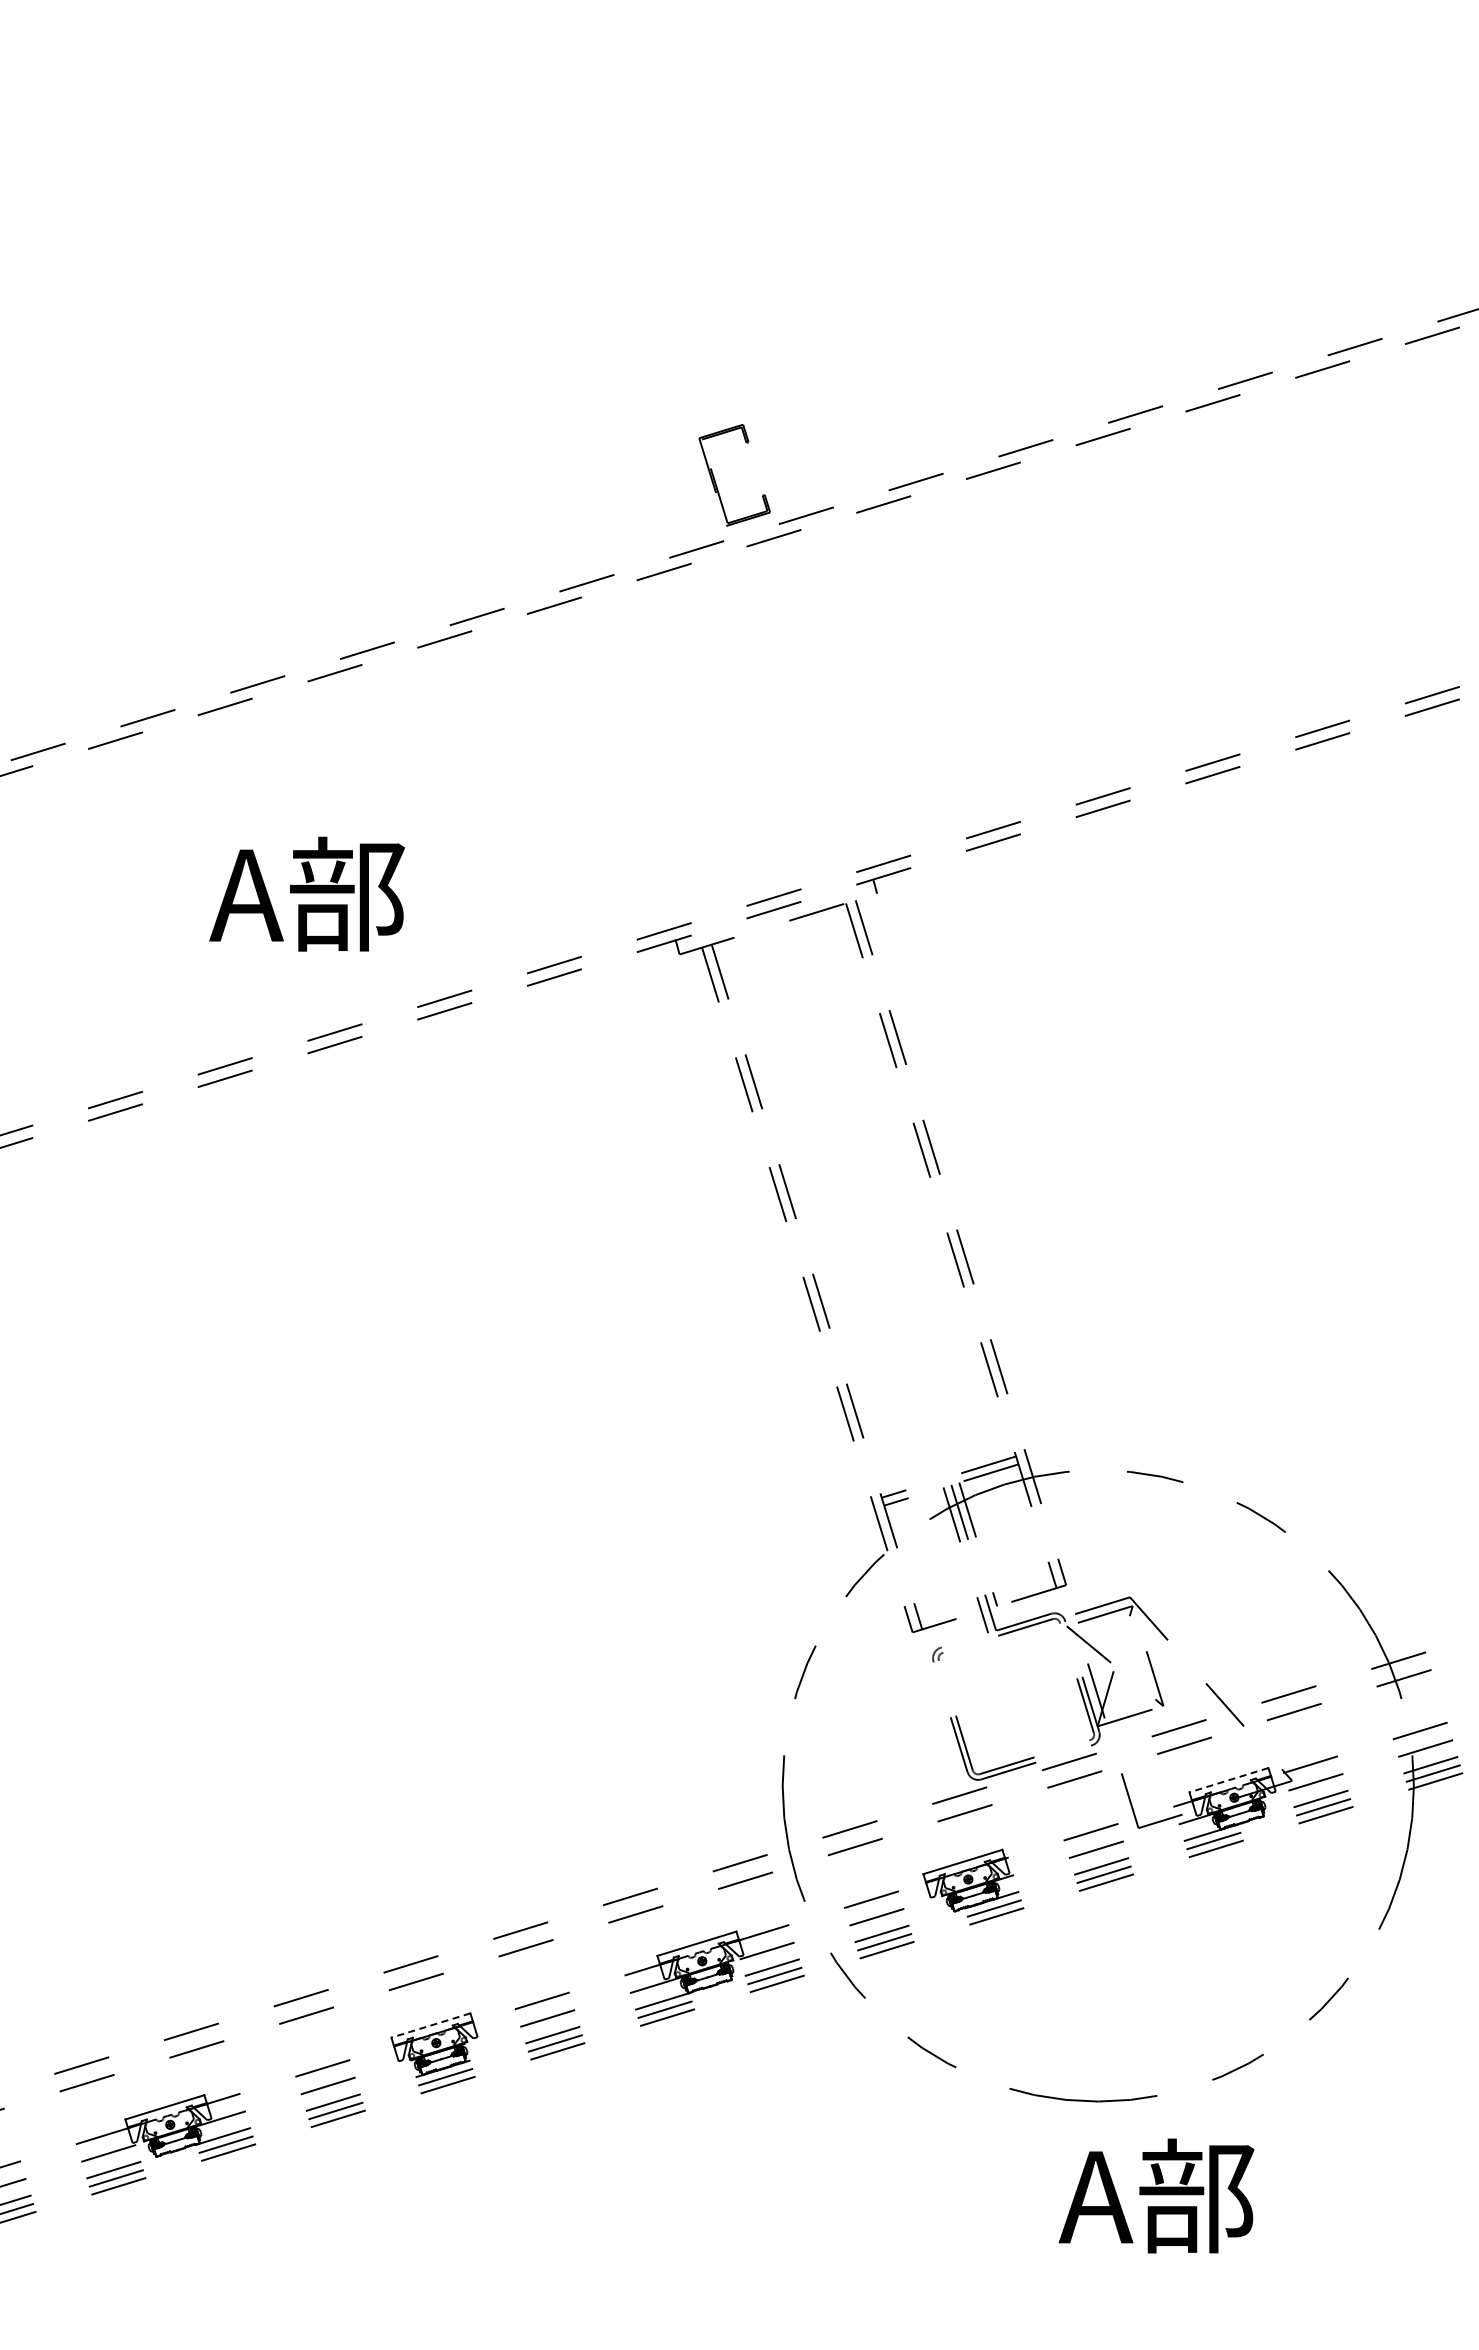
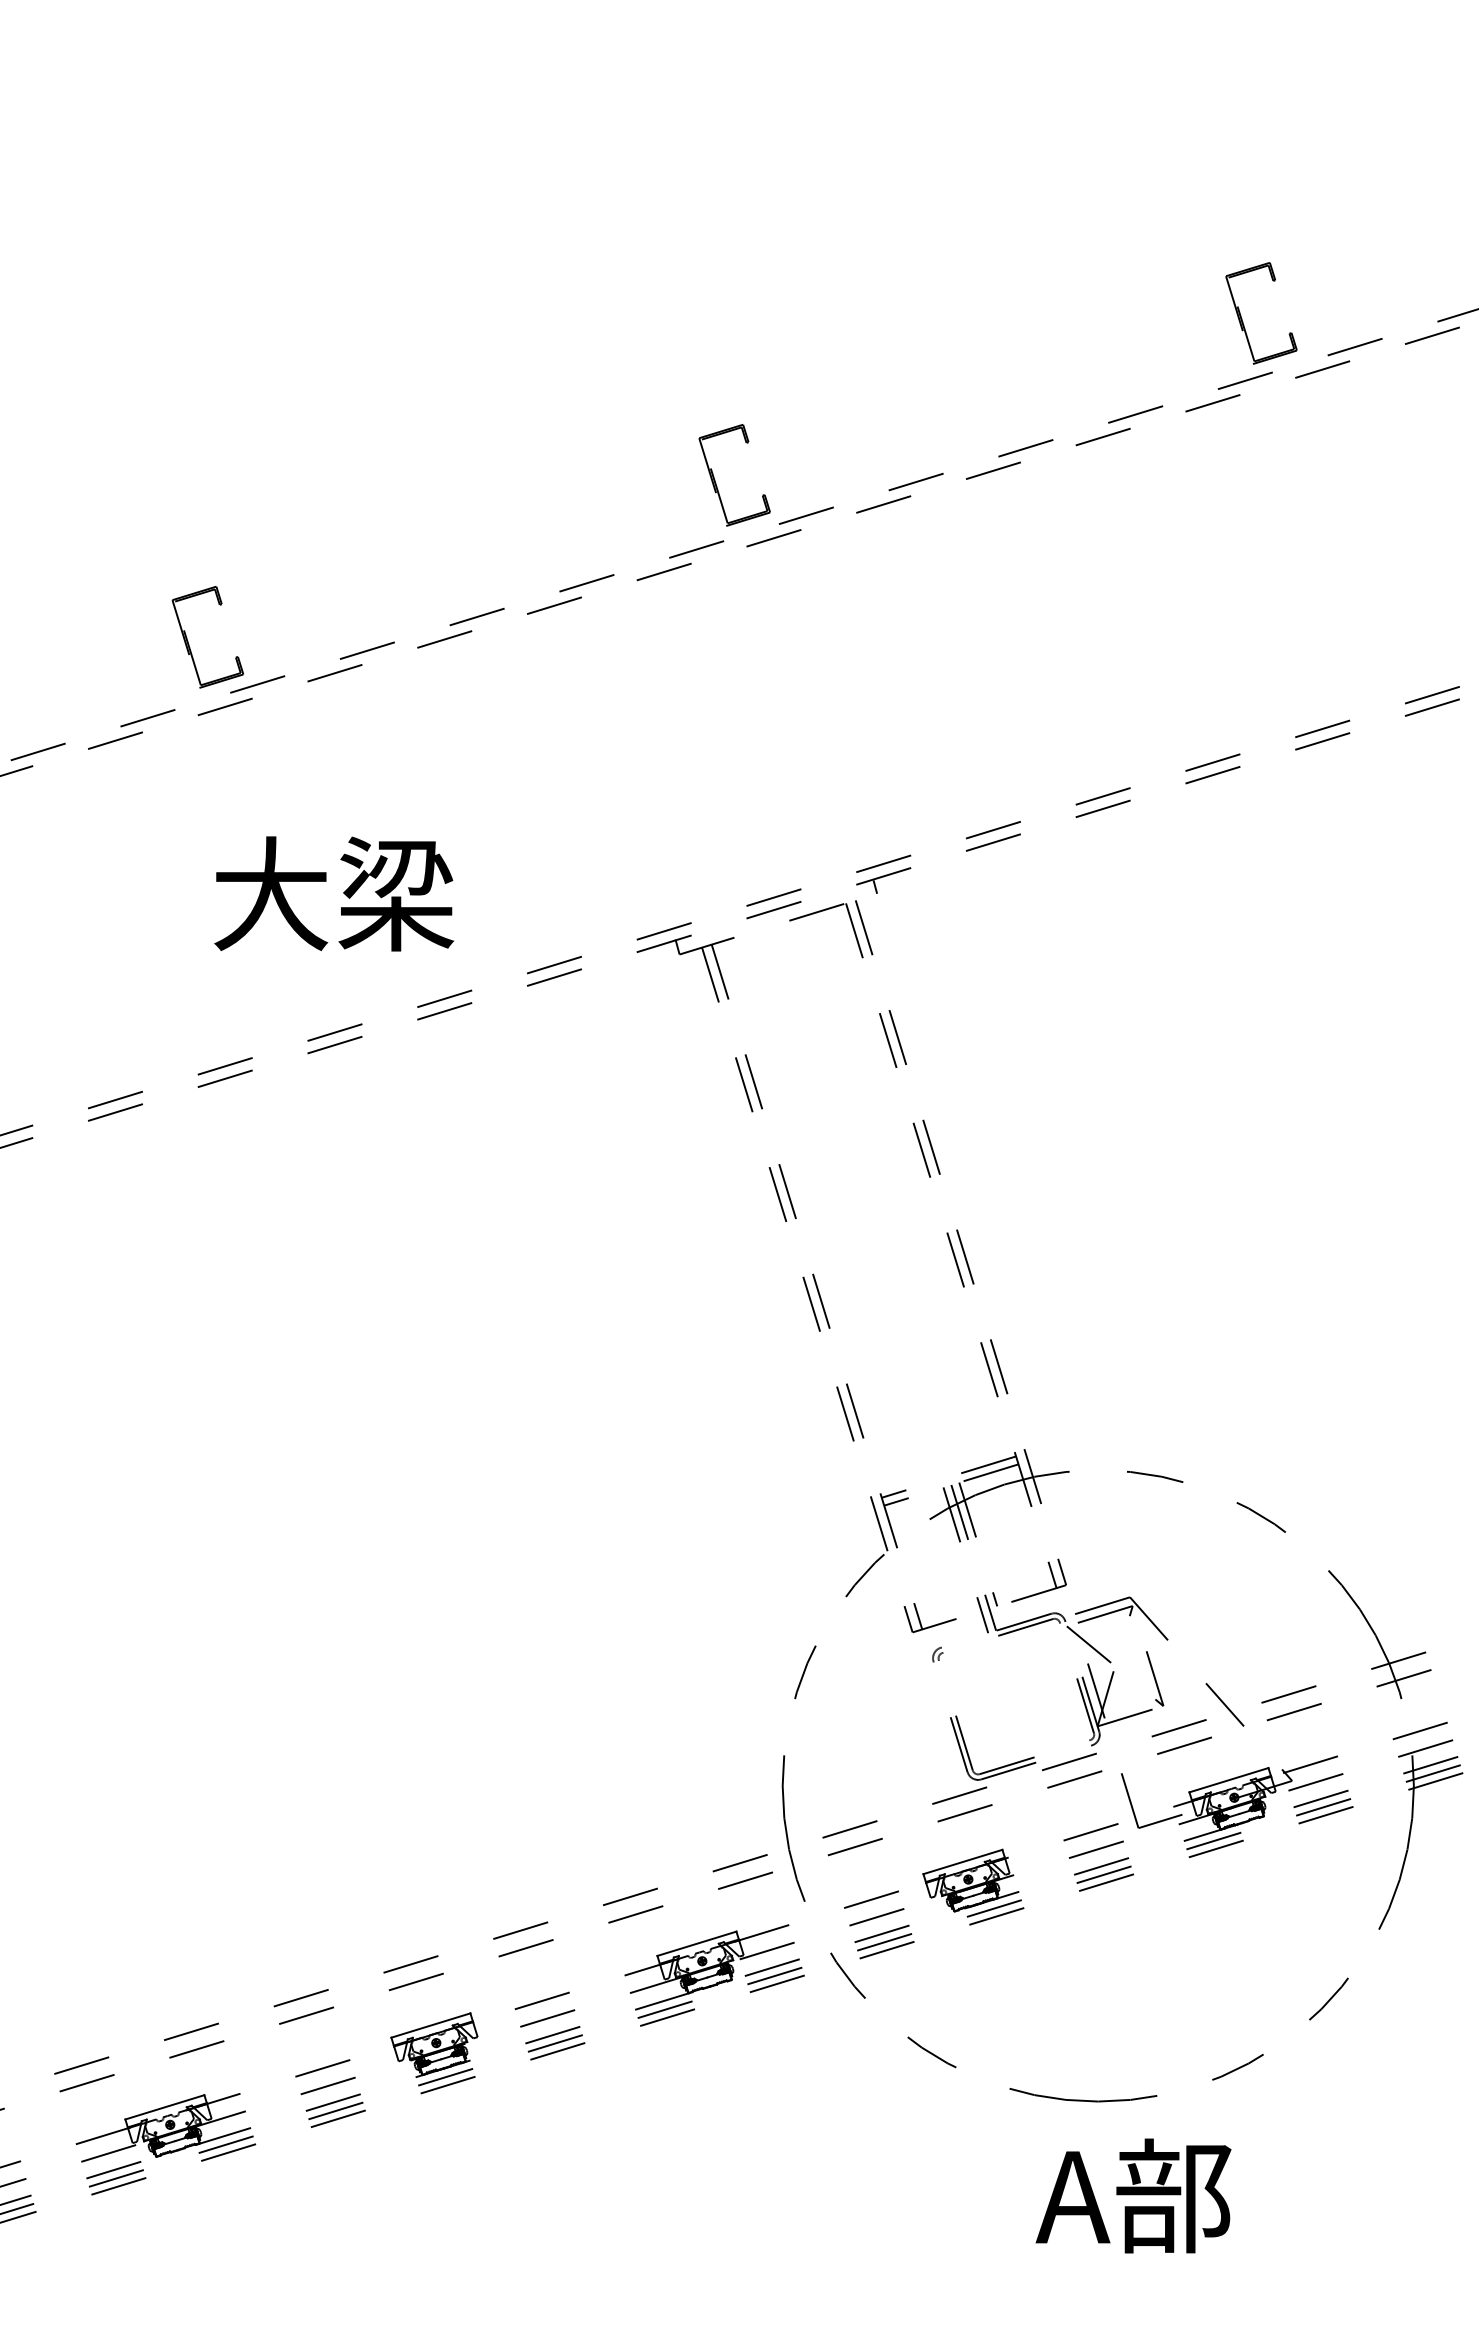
part: none -> present (1242, 318)
part: none -> present (189, 644)
text: A部 -> 大梁 (331, 893)
line: dashed -> solid (1228, 1780)
line: dashed -> solid (430, 2025)
text position: (1156, 2195) -> (1133, 2195) (1133, 2195)
